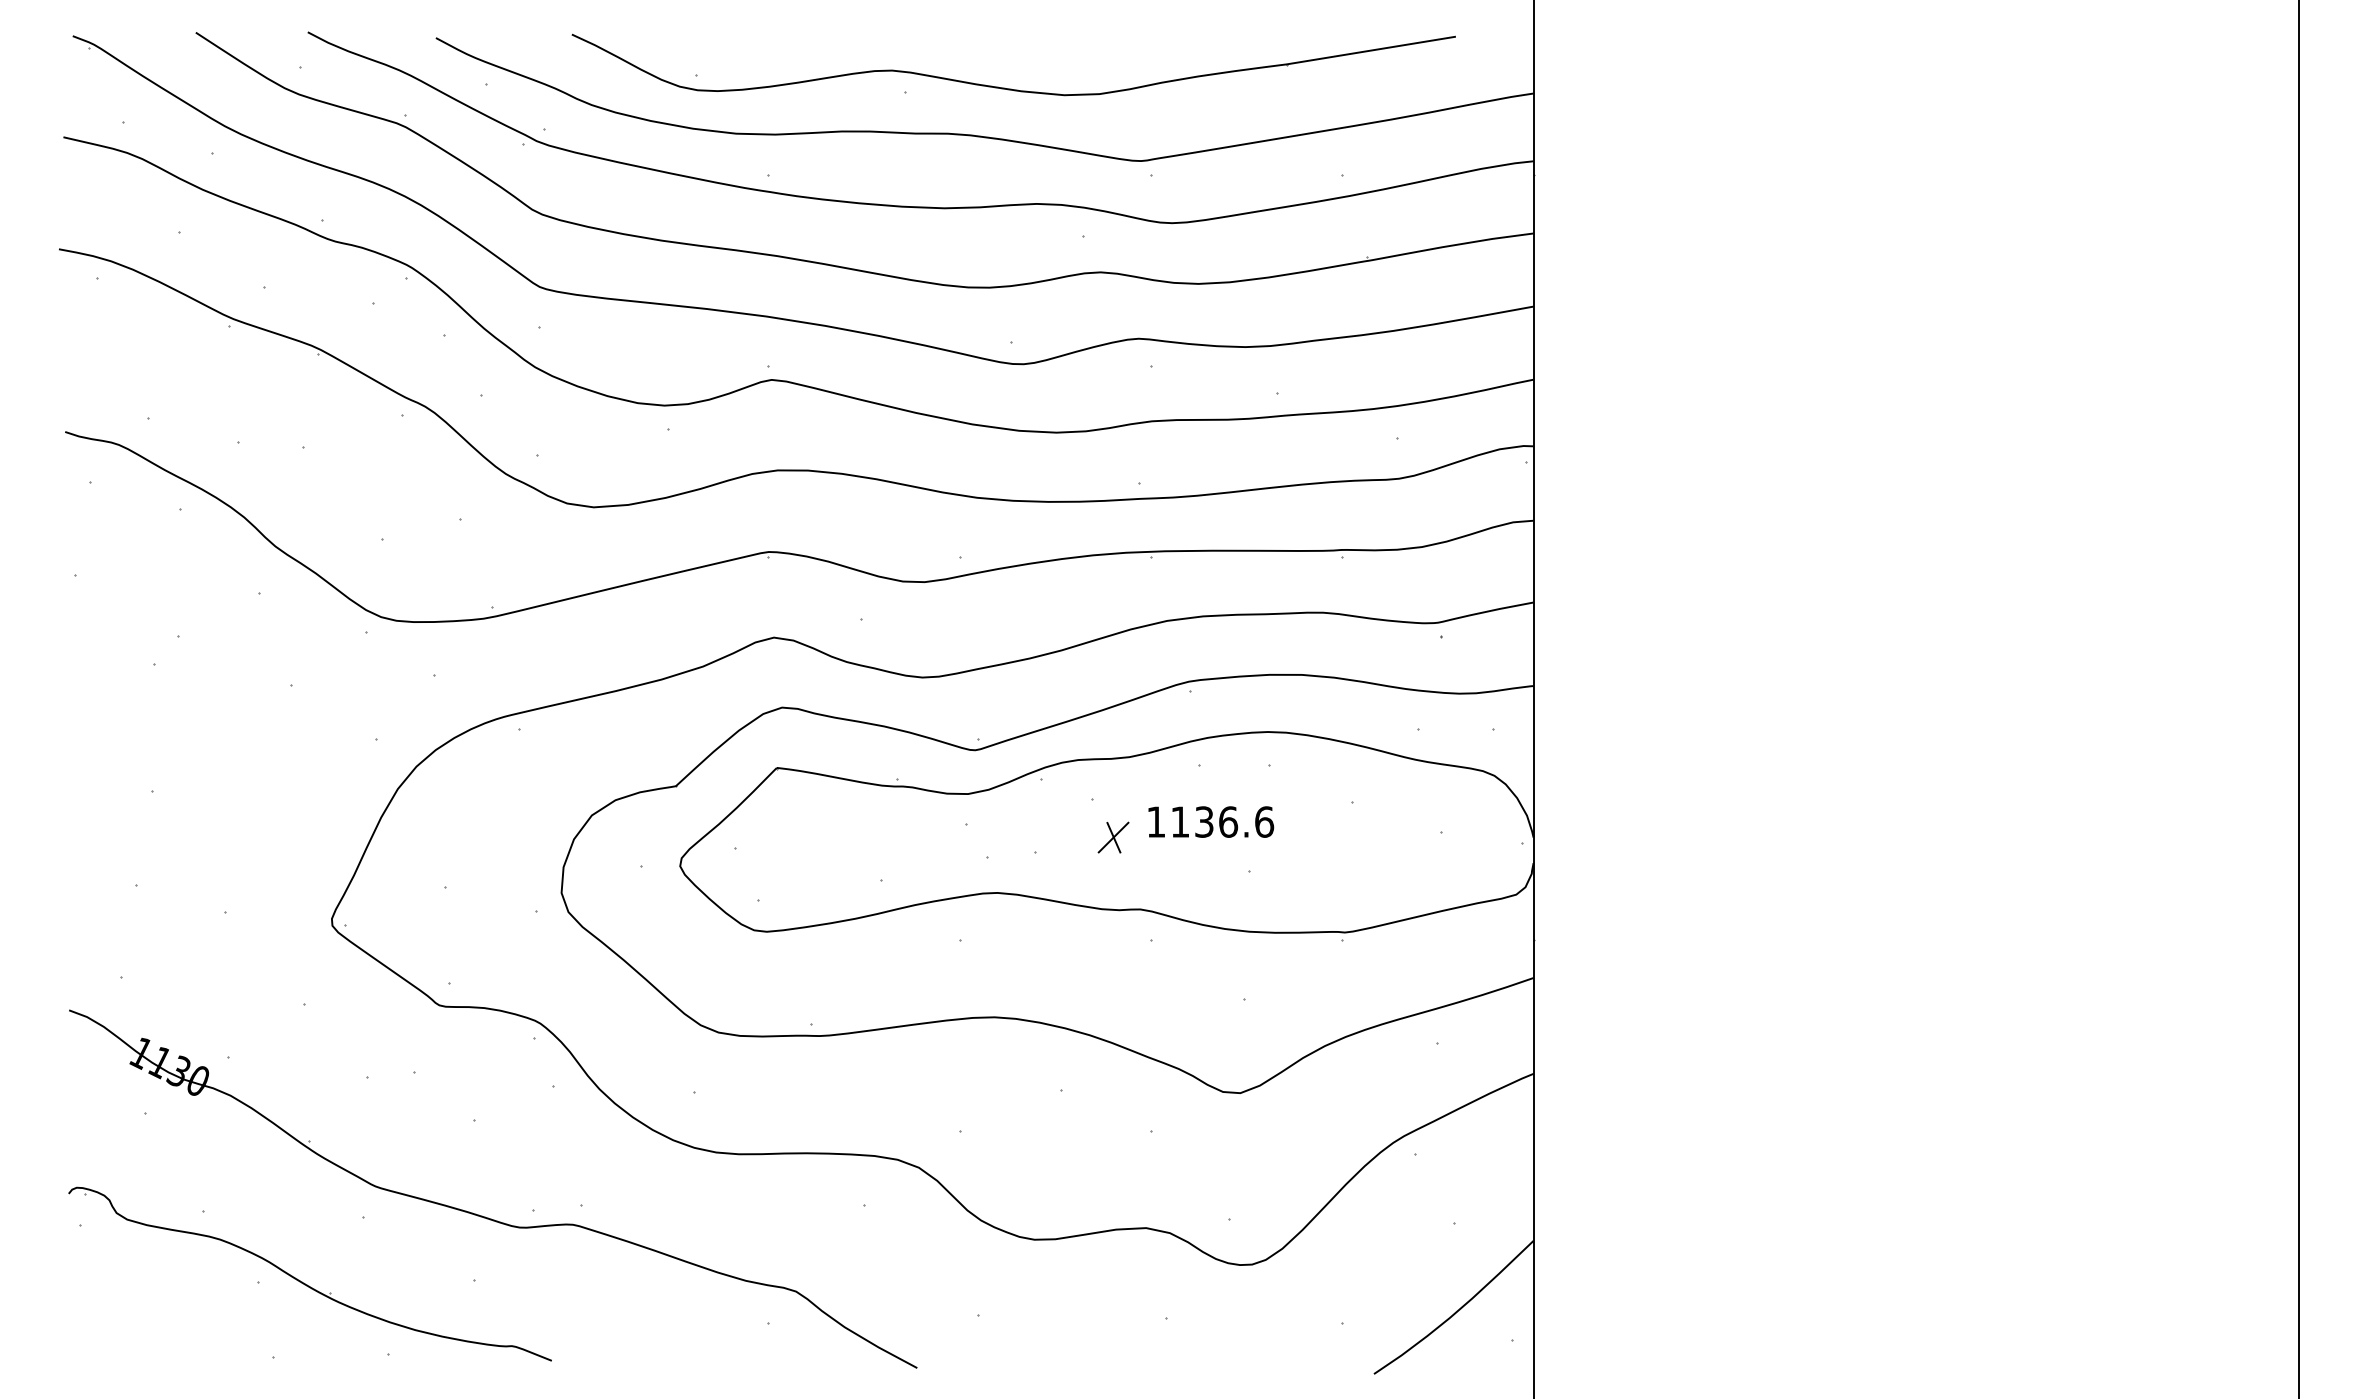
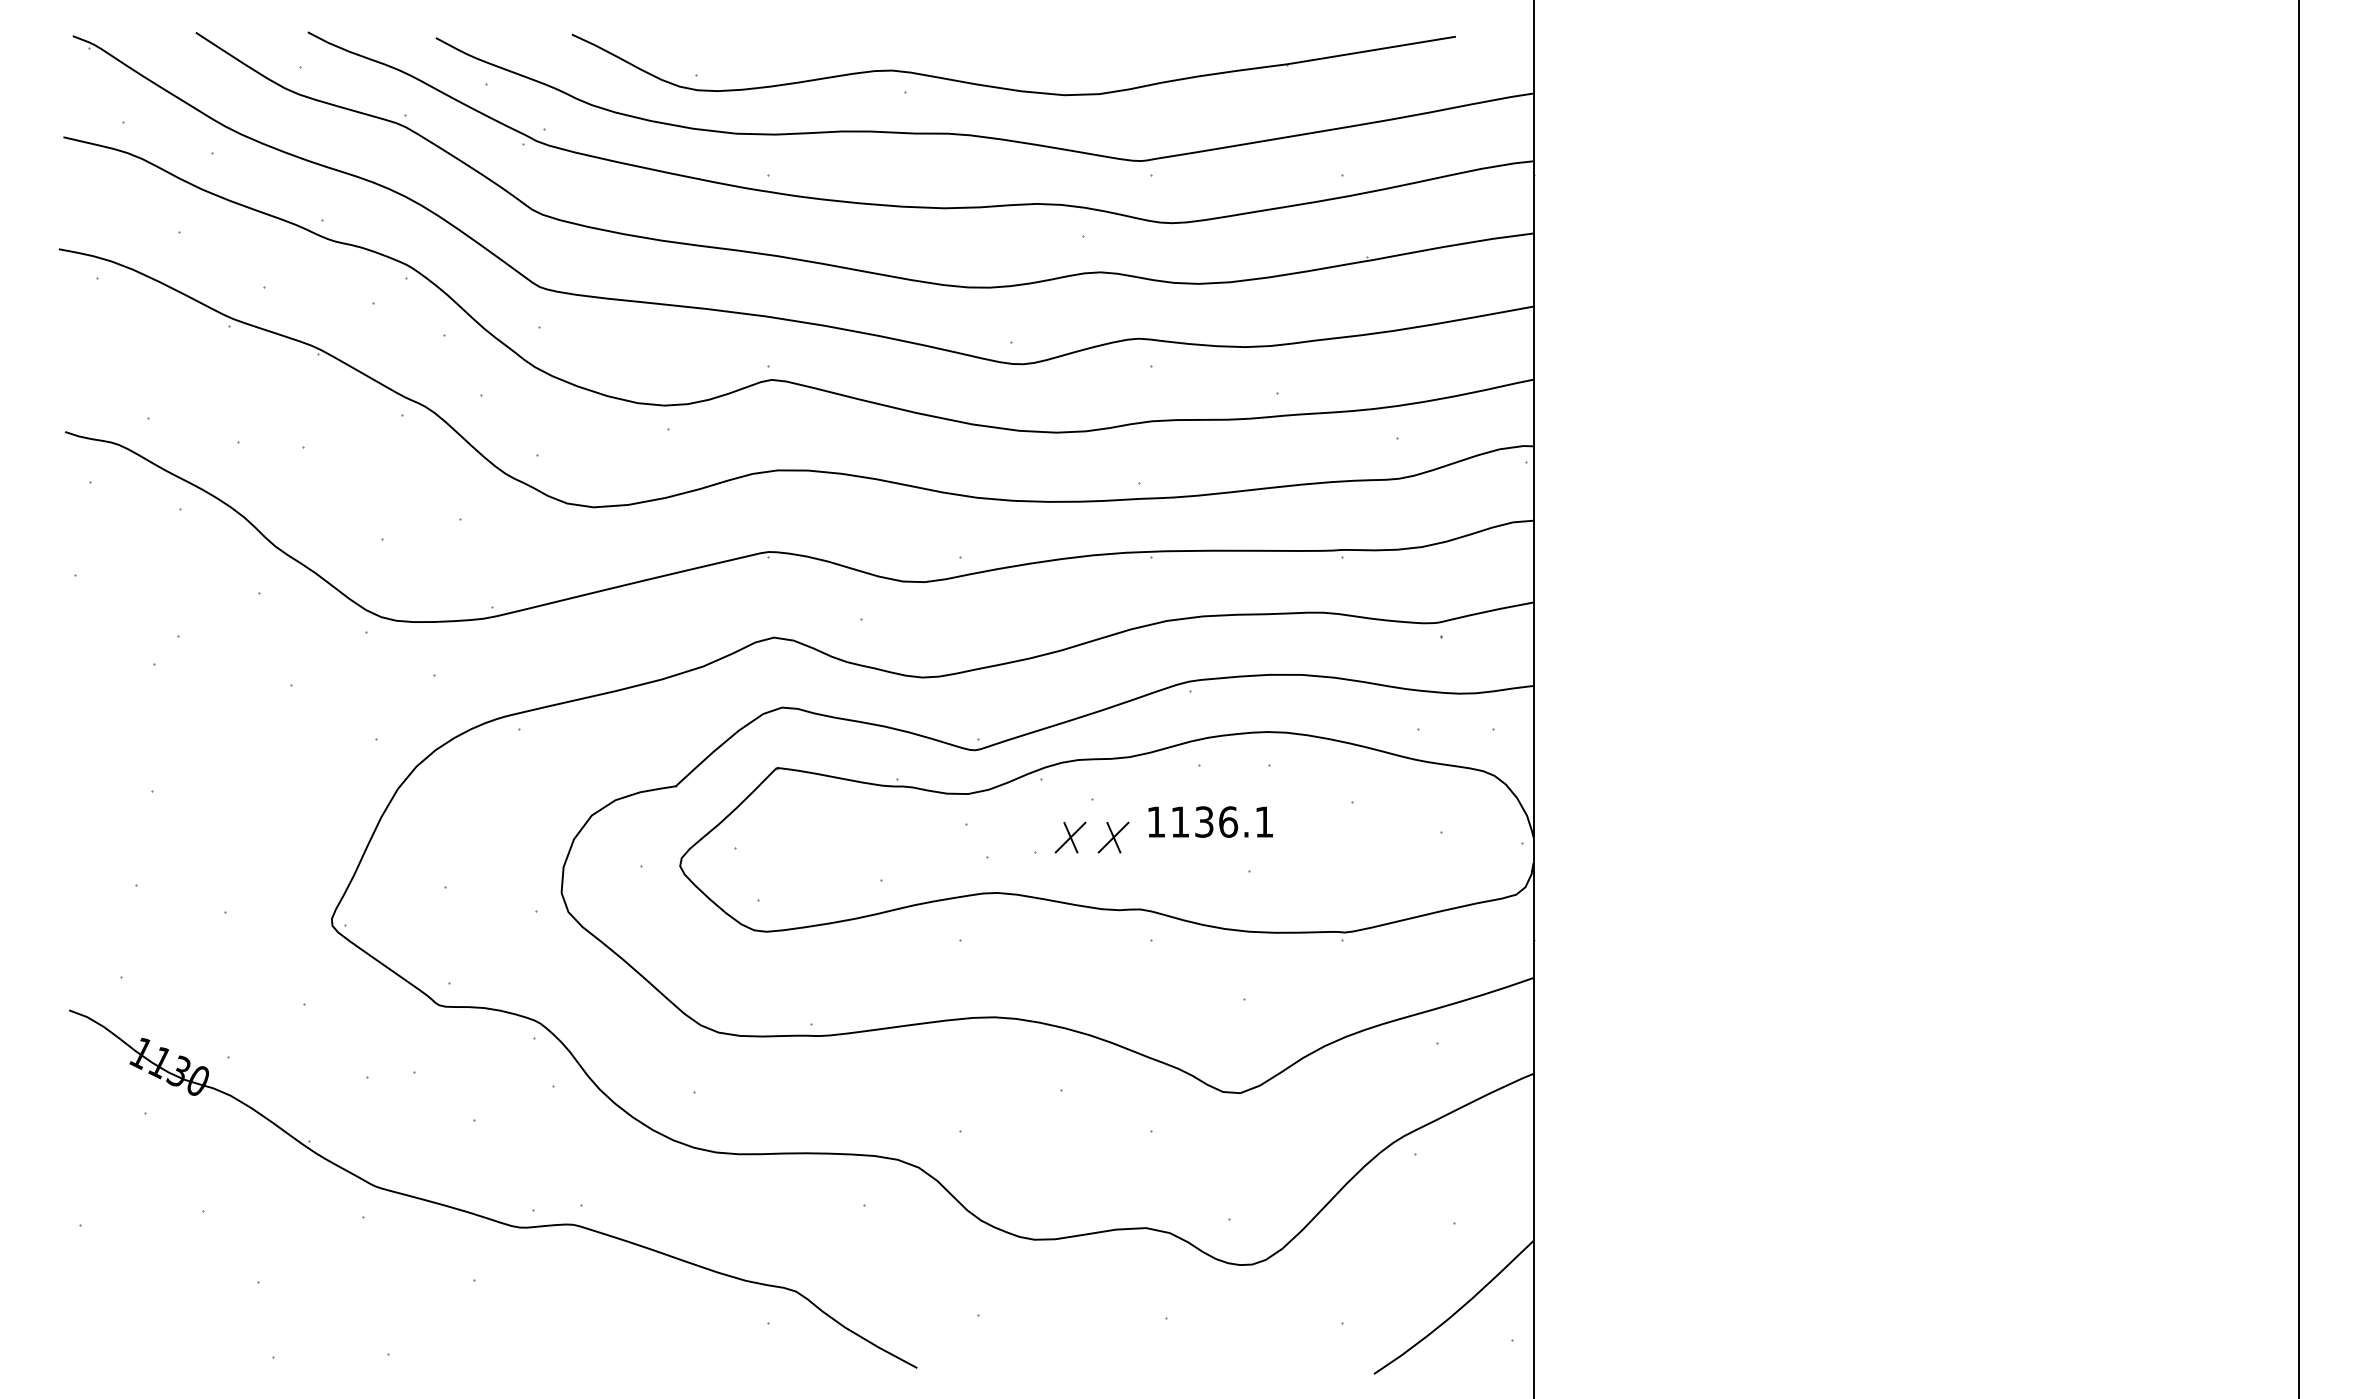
text: 1136.6 -> 1136.1 (1264, 821)
part: none -> present (1070, 837)
part: present -> none (302, 1281)
